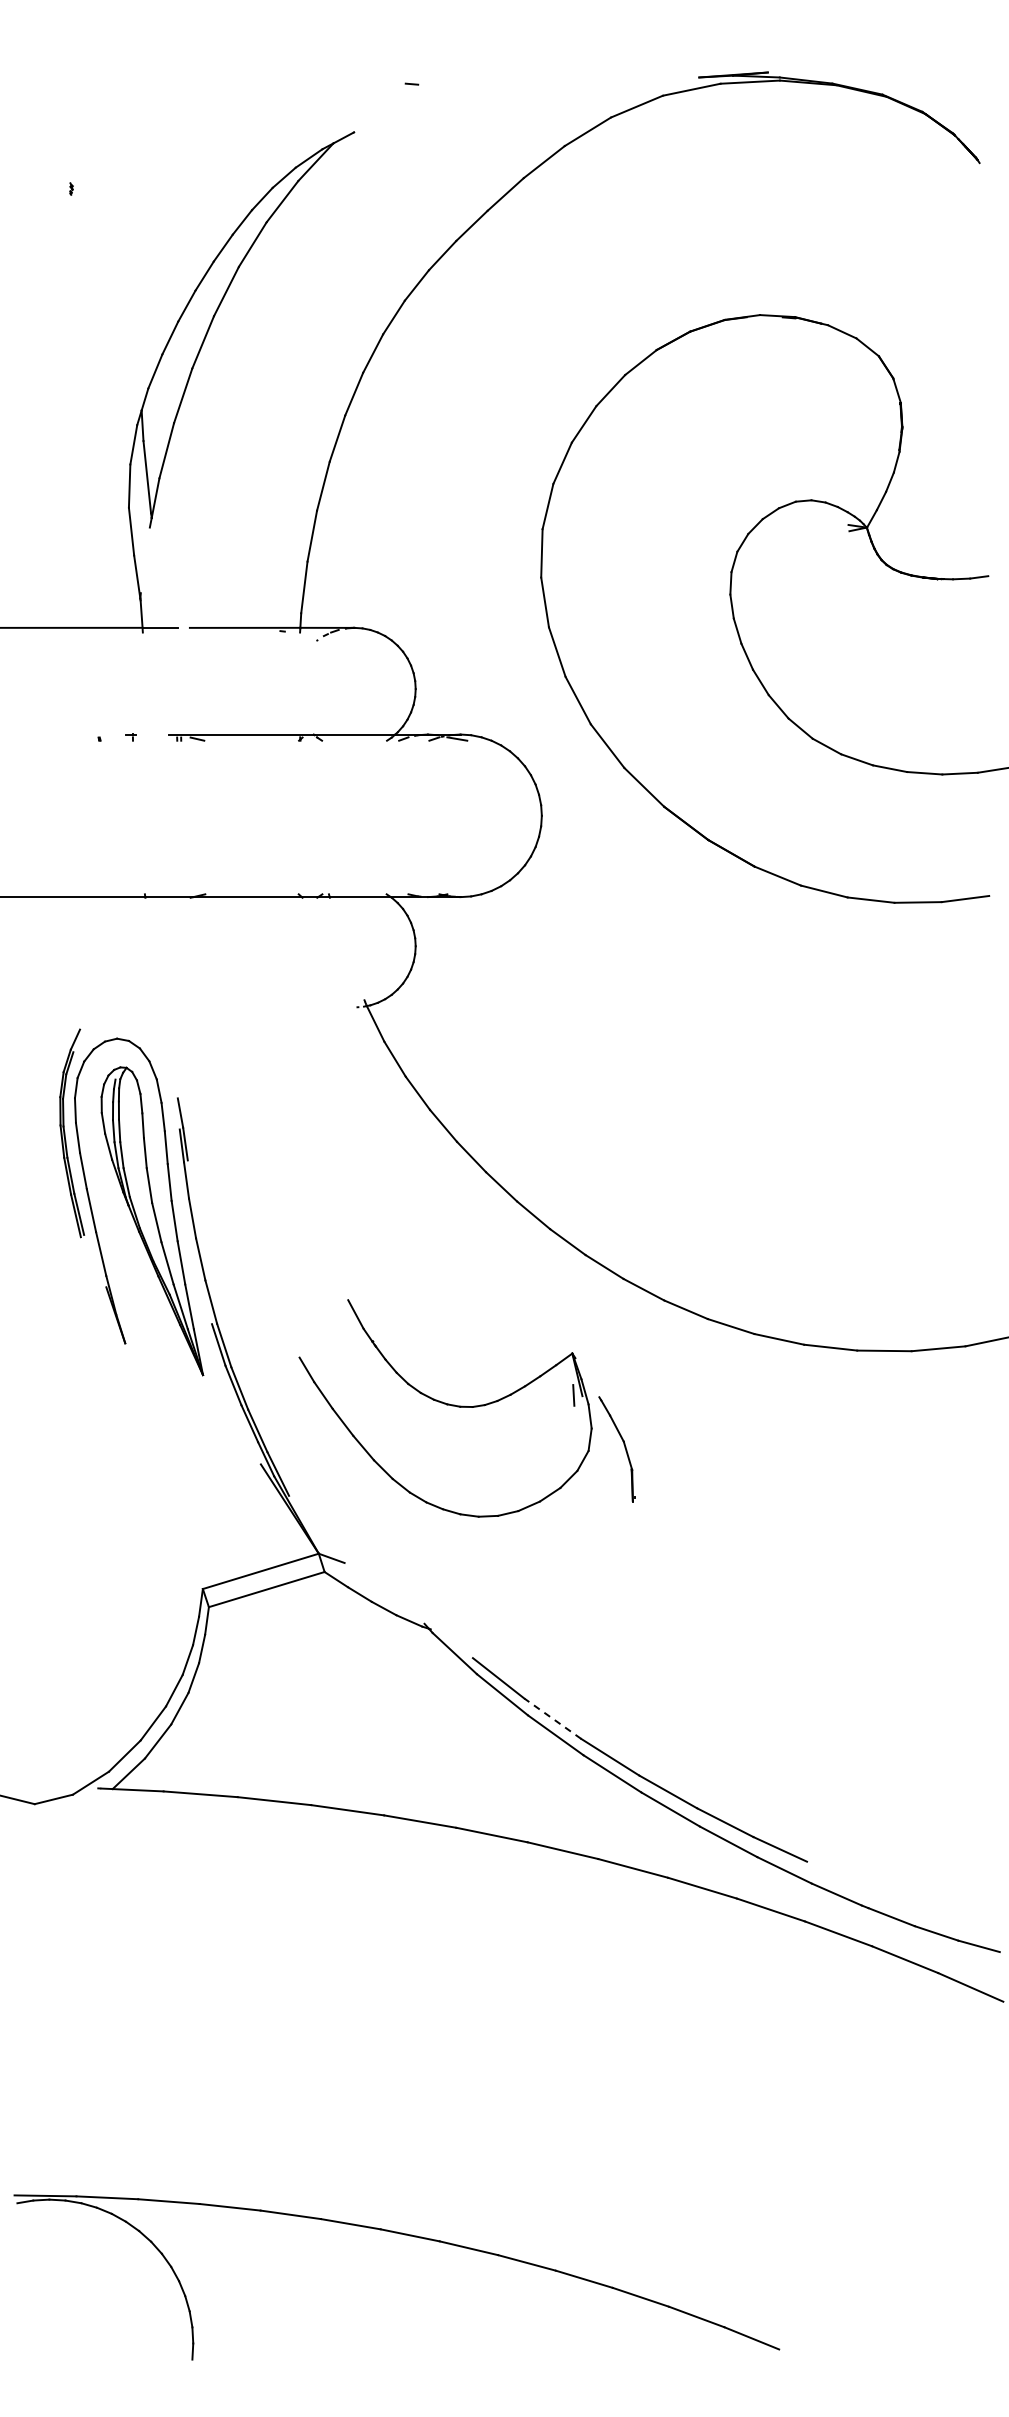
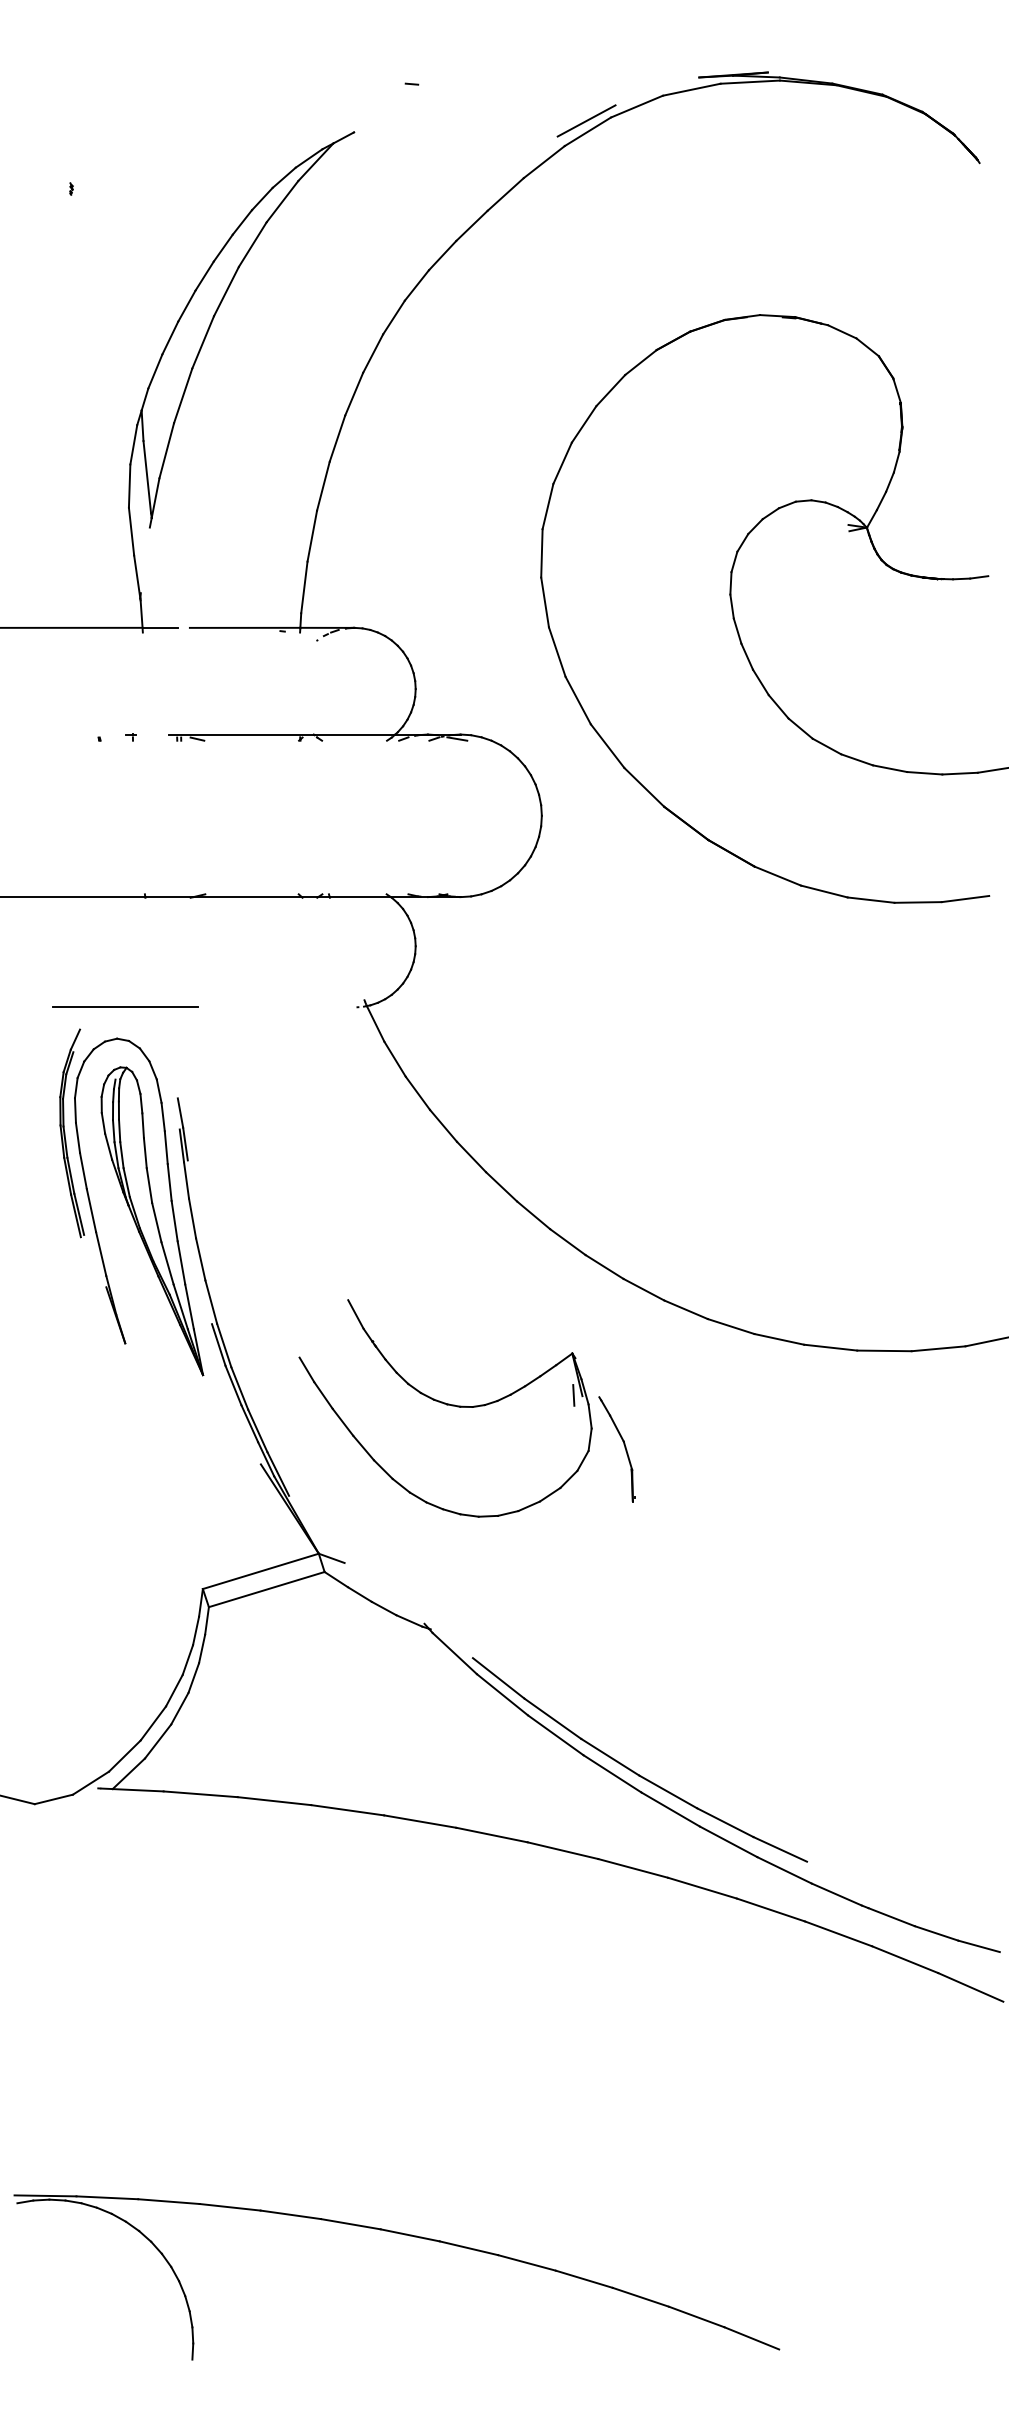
line: none -> present (586, 120)
line: none -> present (124, 1007)
line: dashed -> solid (552, 1718)
